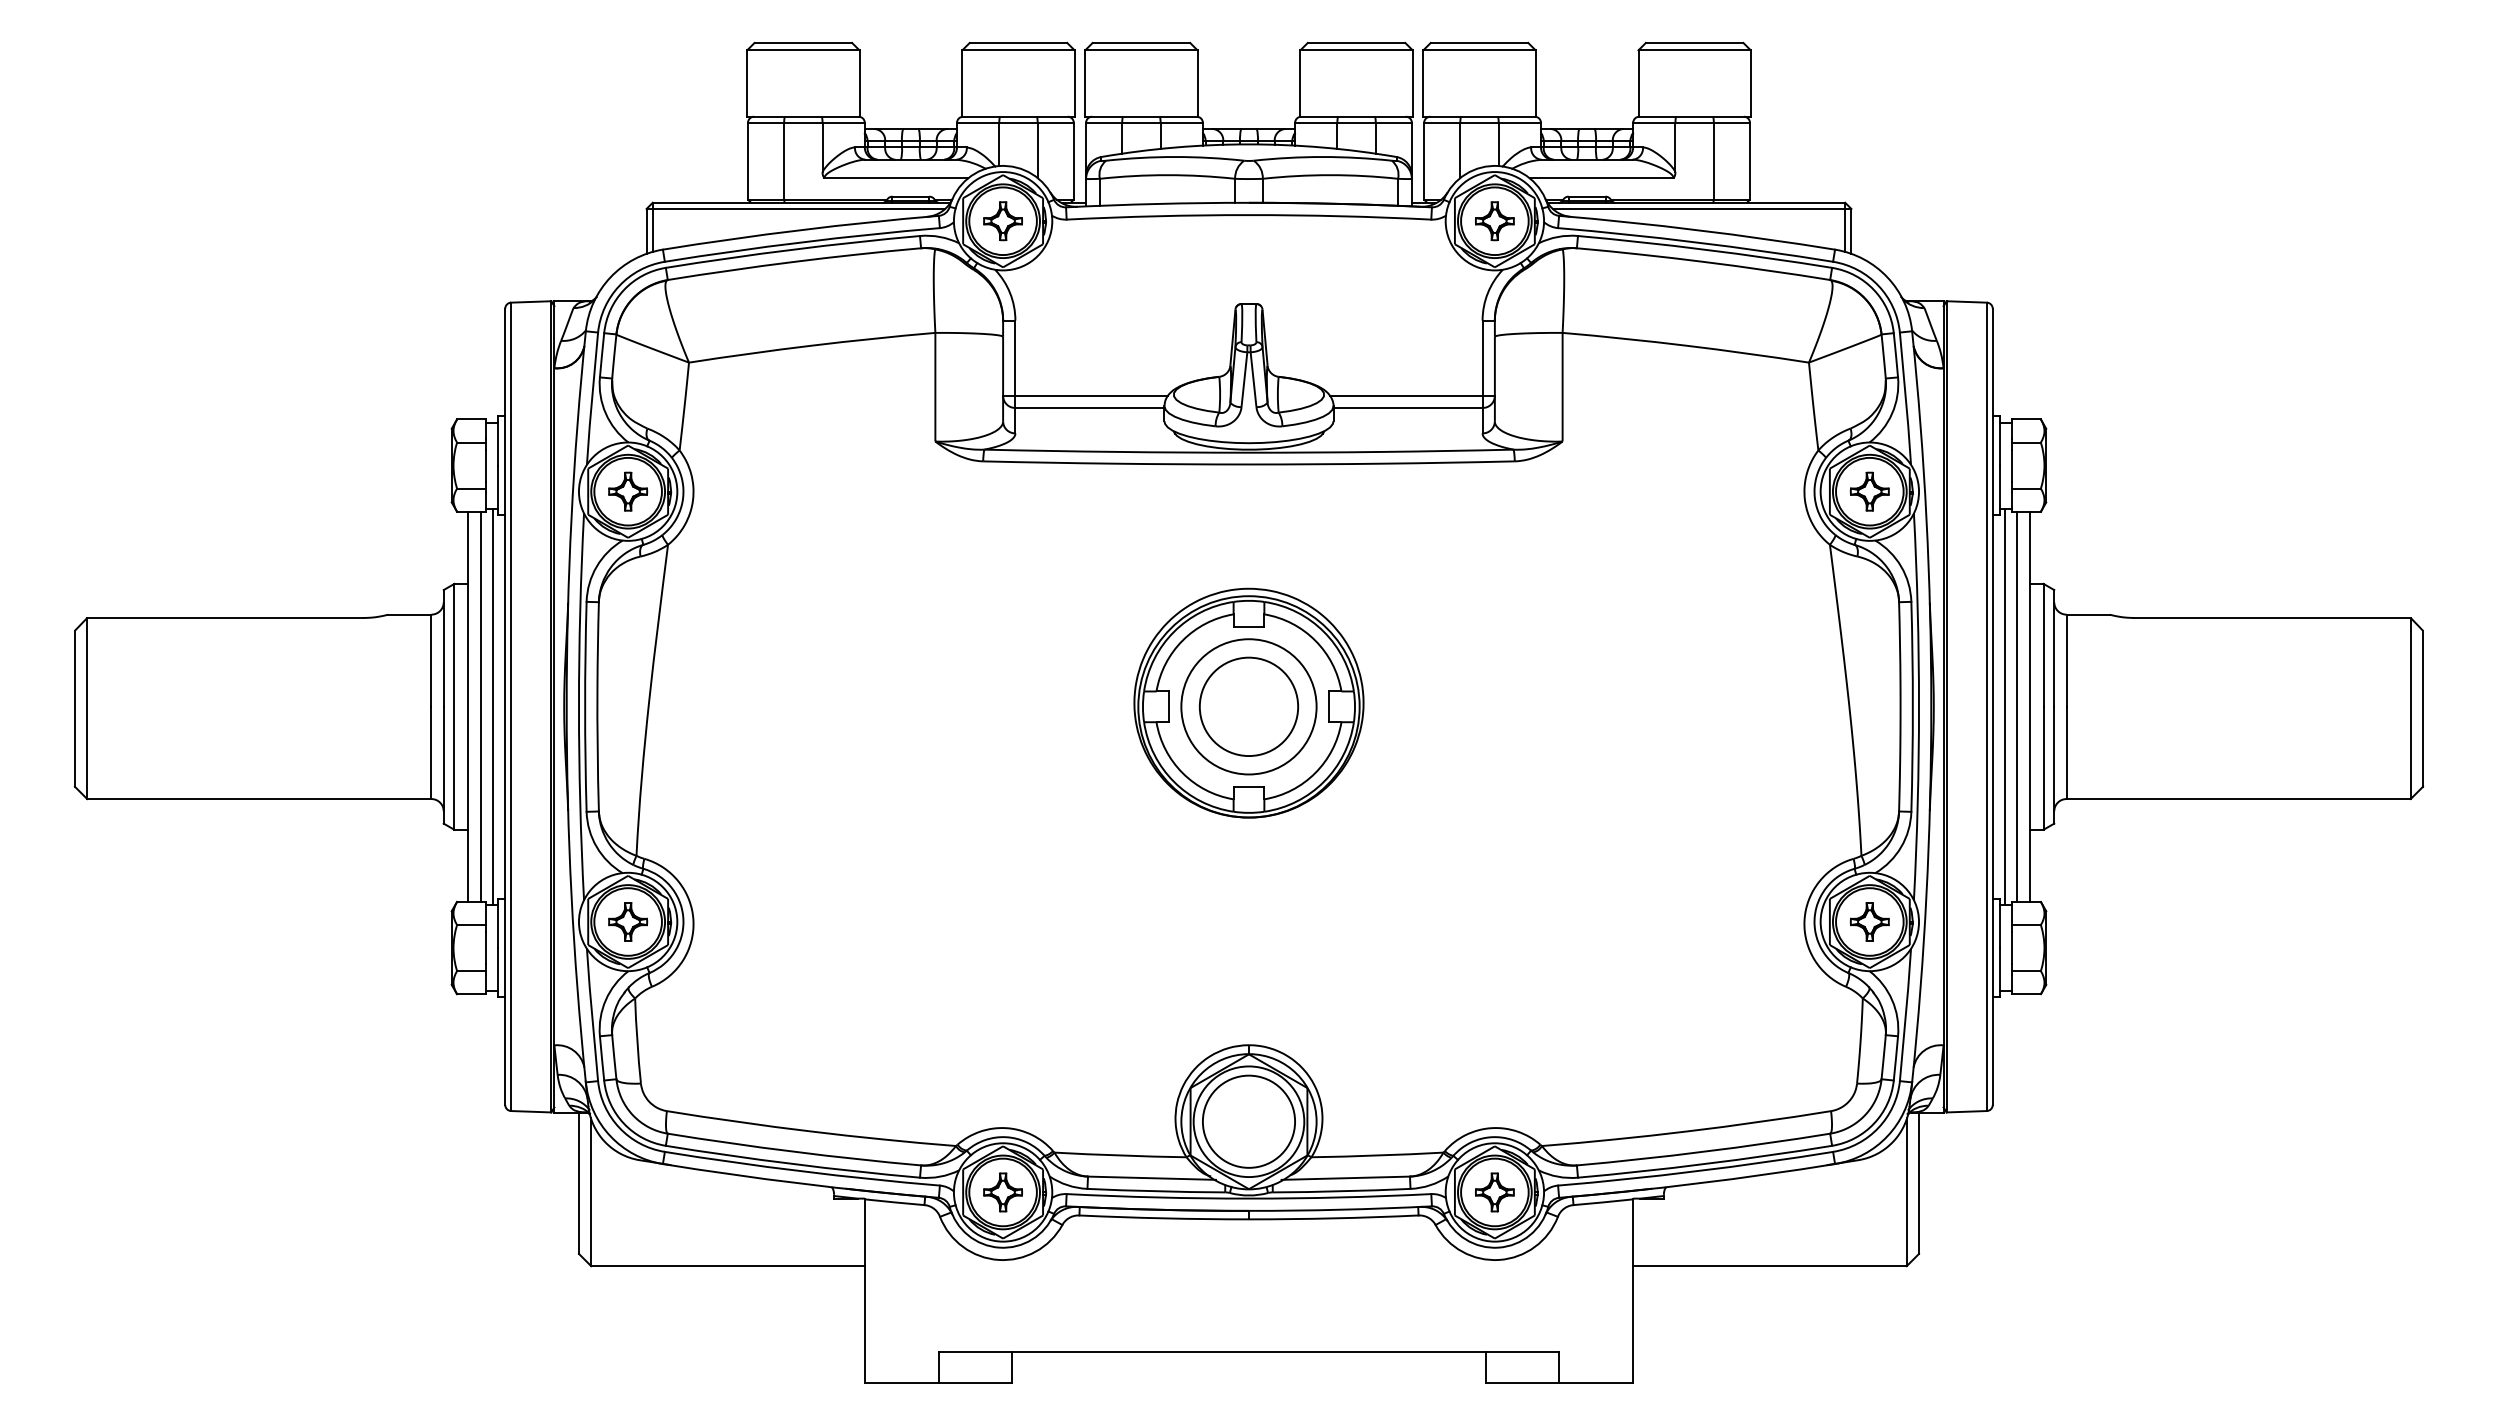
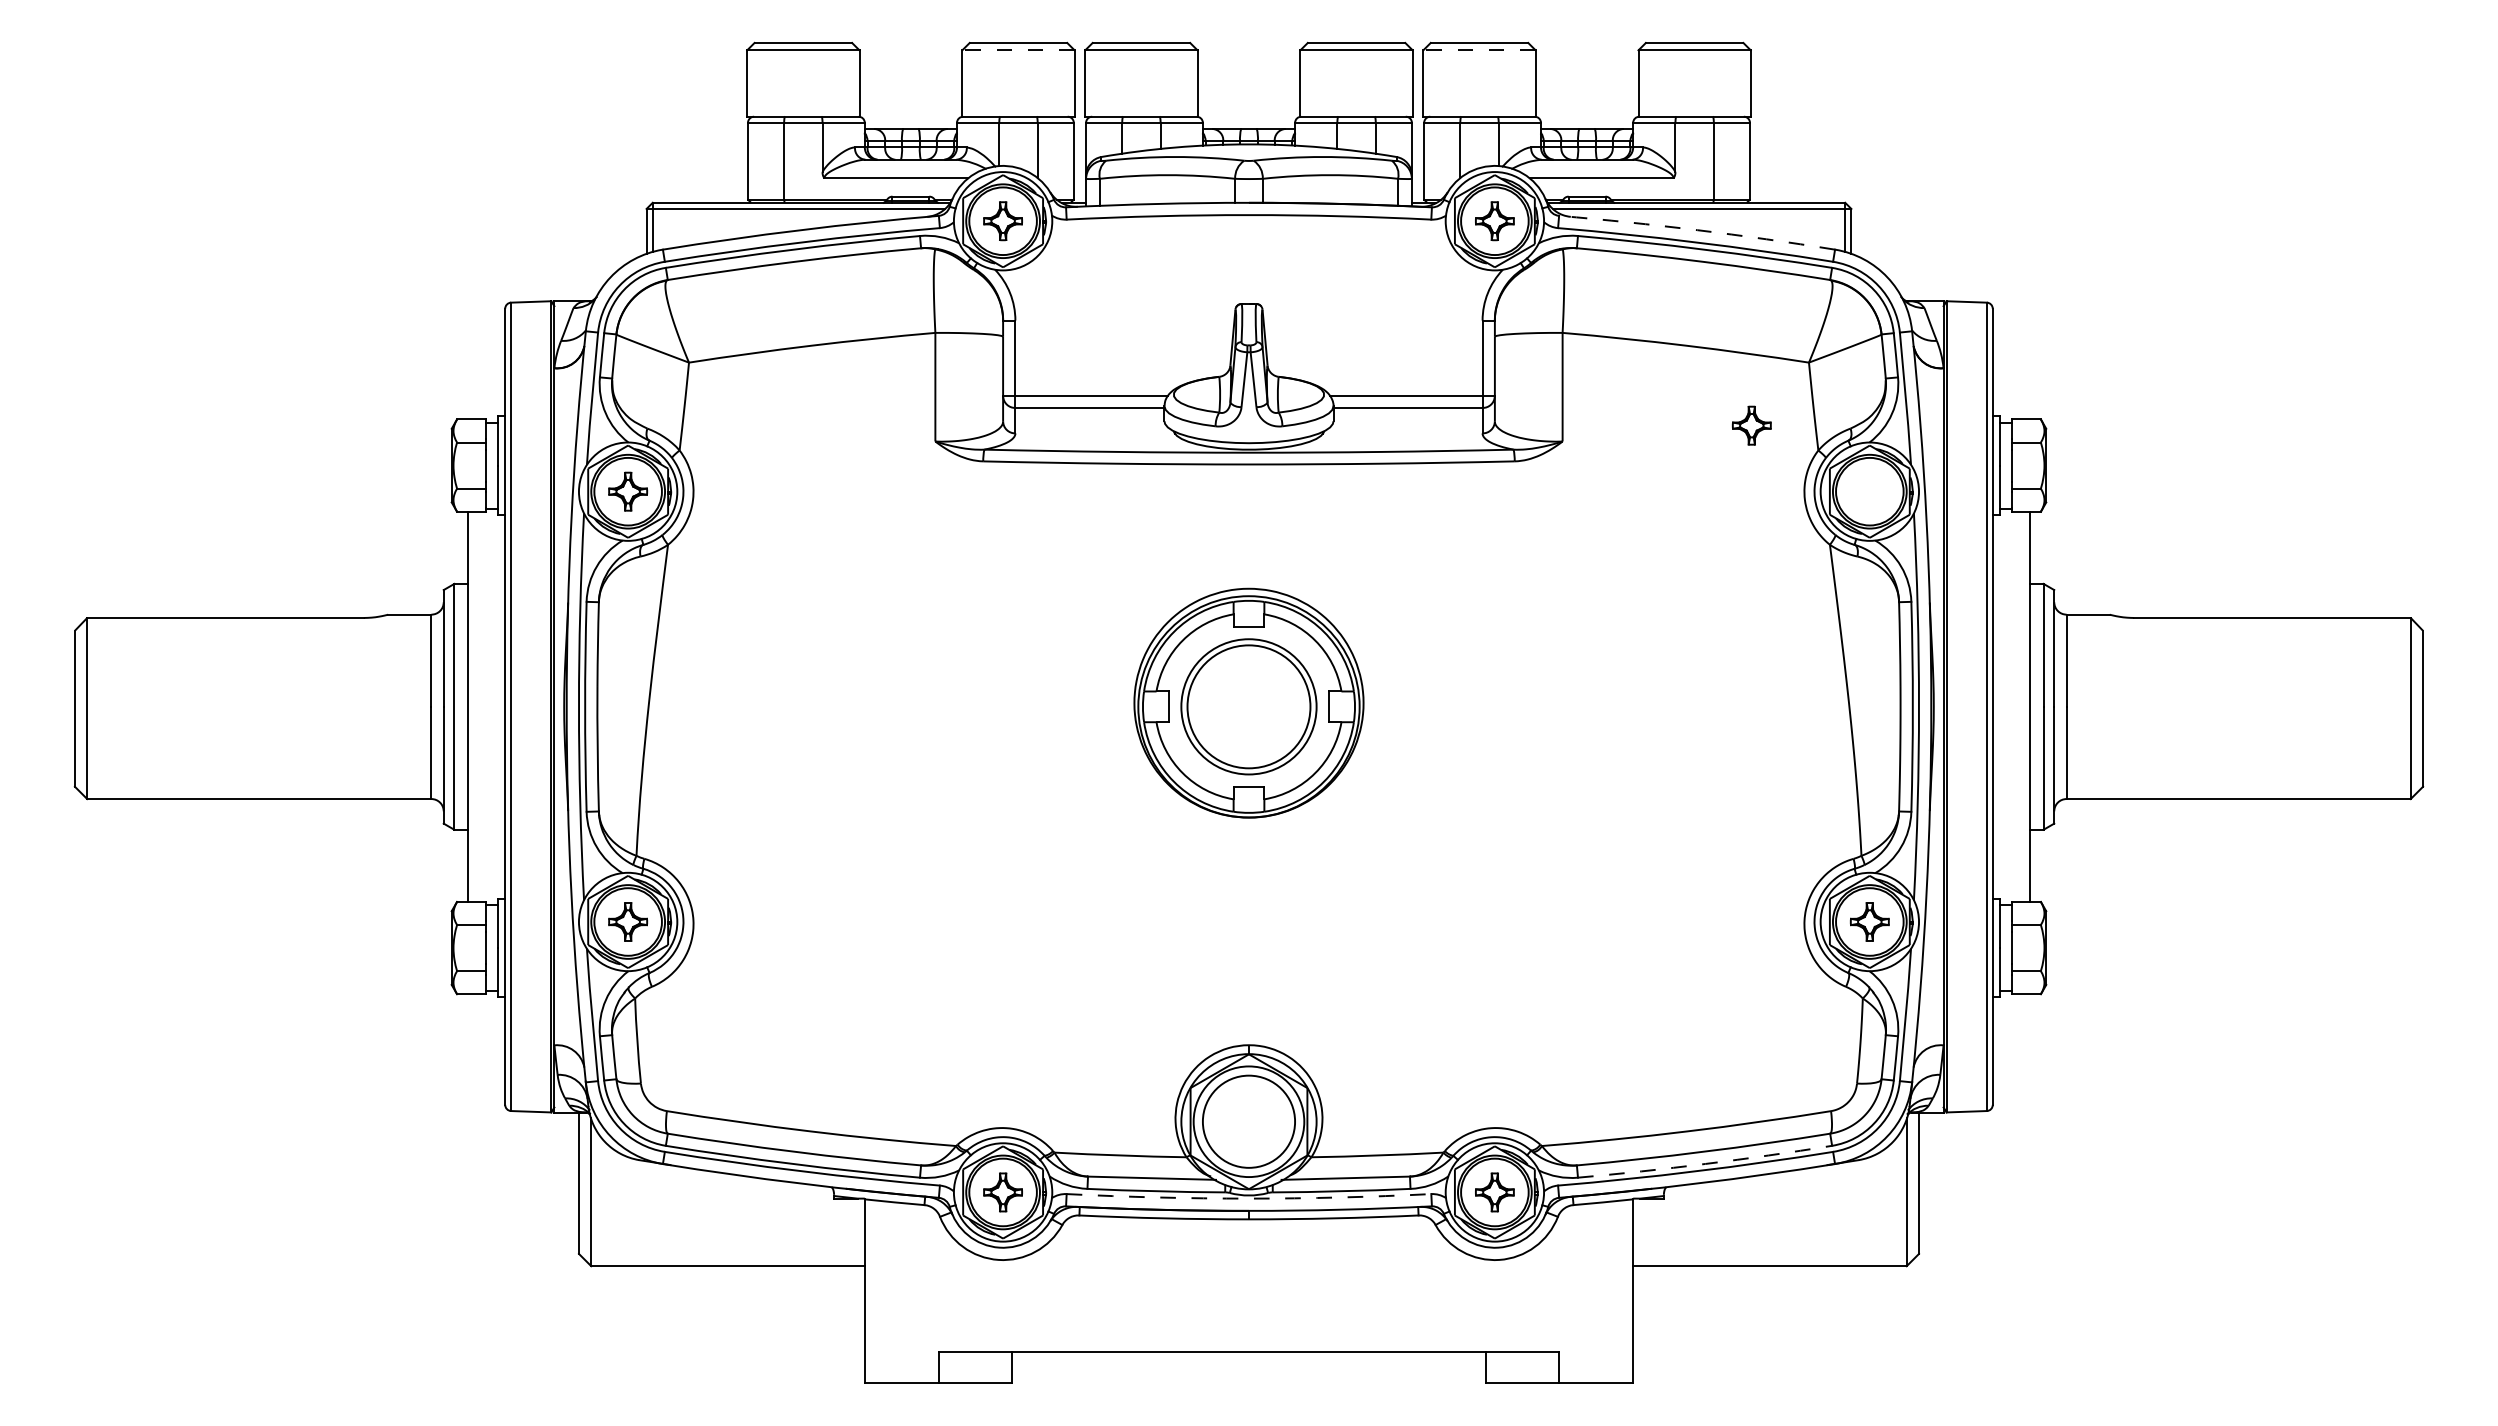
line: solid -> dashed (1017, 50)
line: solid -> dashed (1479, 50)
arc: solid -> dashed (1697, 230)
part position: (1869, 491) -> (1751, 425) (1751, 425)
line: present -> none (480, 706)
line: present -> none (492, 706)
circle diameter: 98 px -> 123 px (1248, 706)
line: present -> none (2005, 706)
line: present -> none (2017, 706)
arc: solid -> dashed (1705, 1163)
arc: solid -> dashed (1248, 1198)
